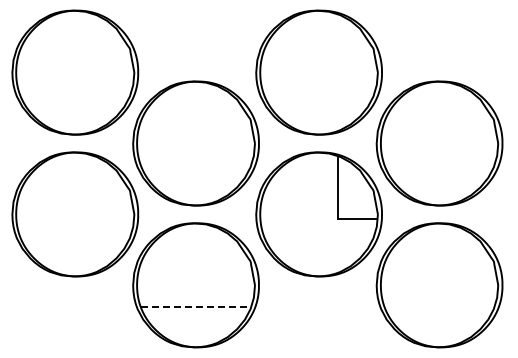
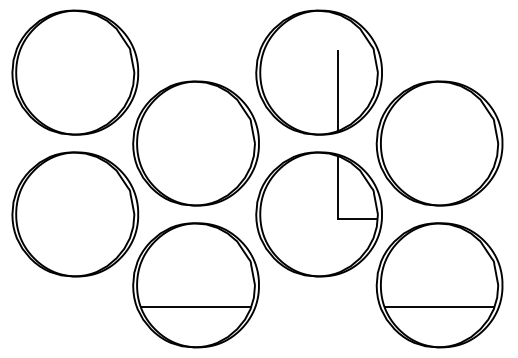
line: none -> present (337, 90)
line: dashed -> solid (195, 307)
line: none -> present (439, 307)
